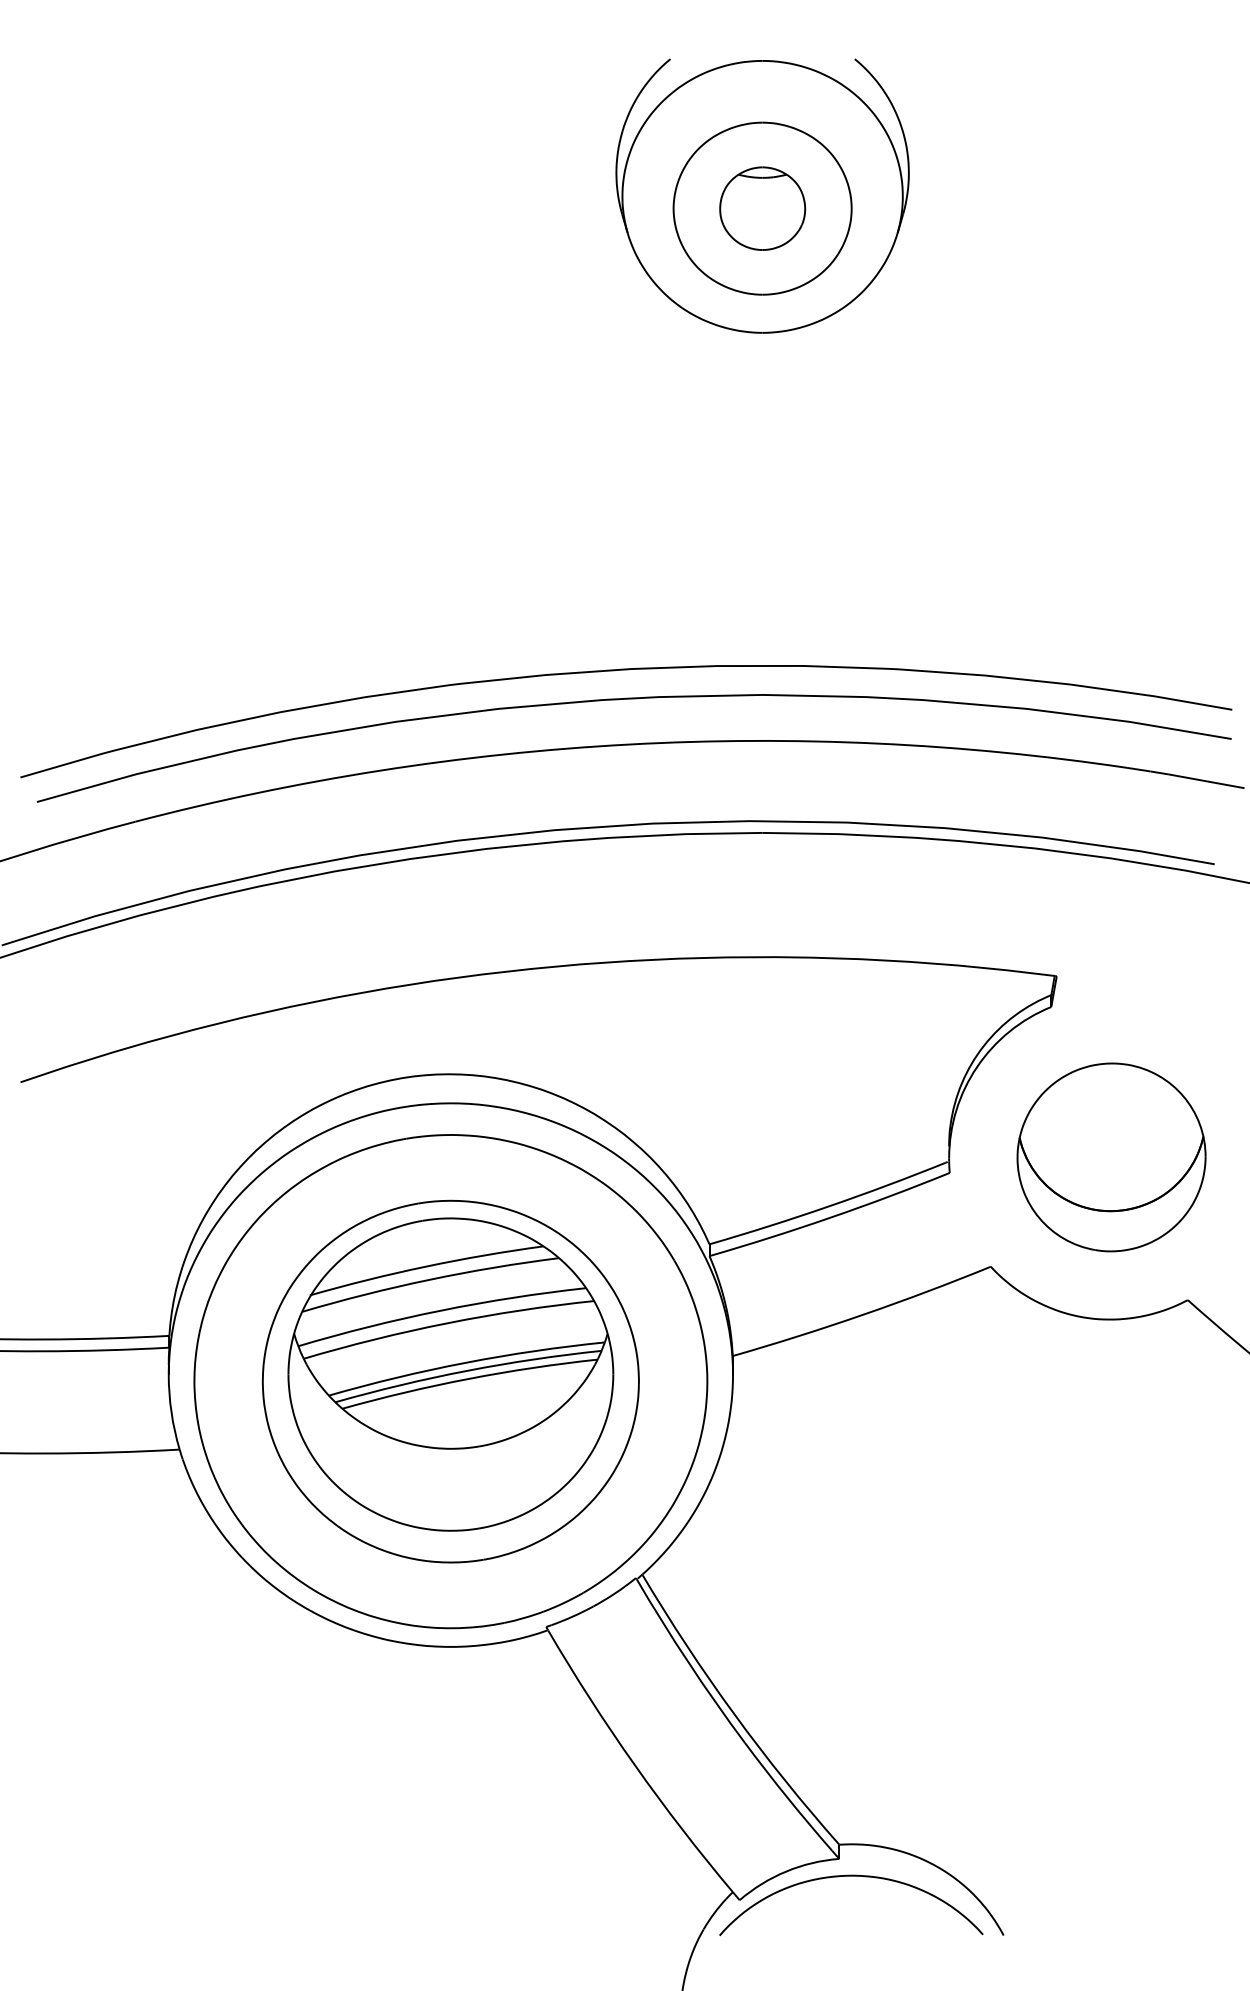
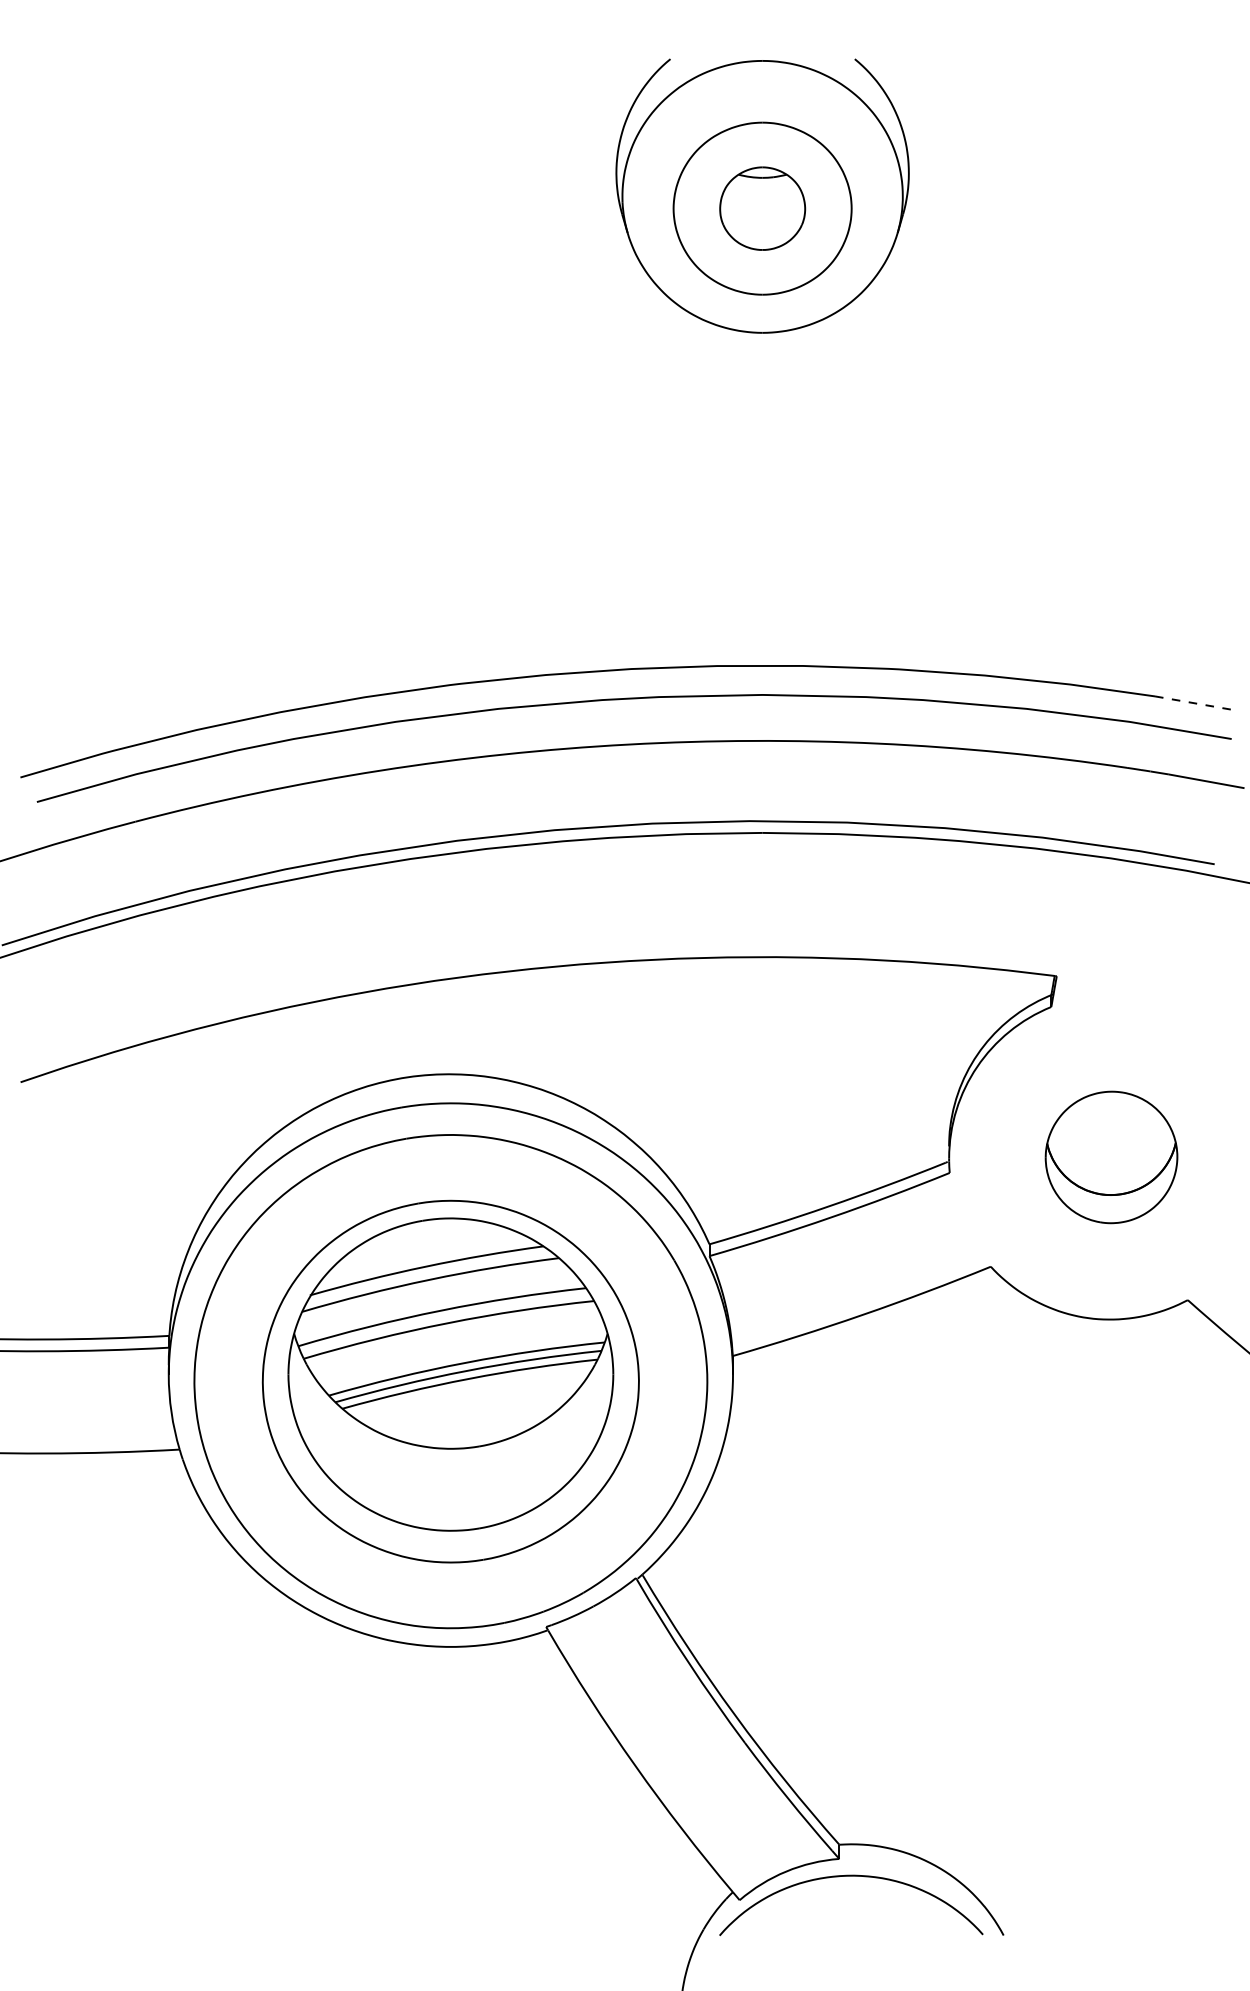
line: solid -> dashed (1194, 703)
part size: 191x191 px -> 135x135 px (1111, 1157)
